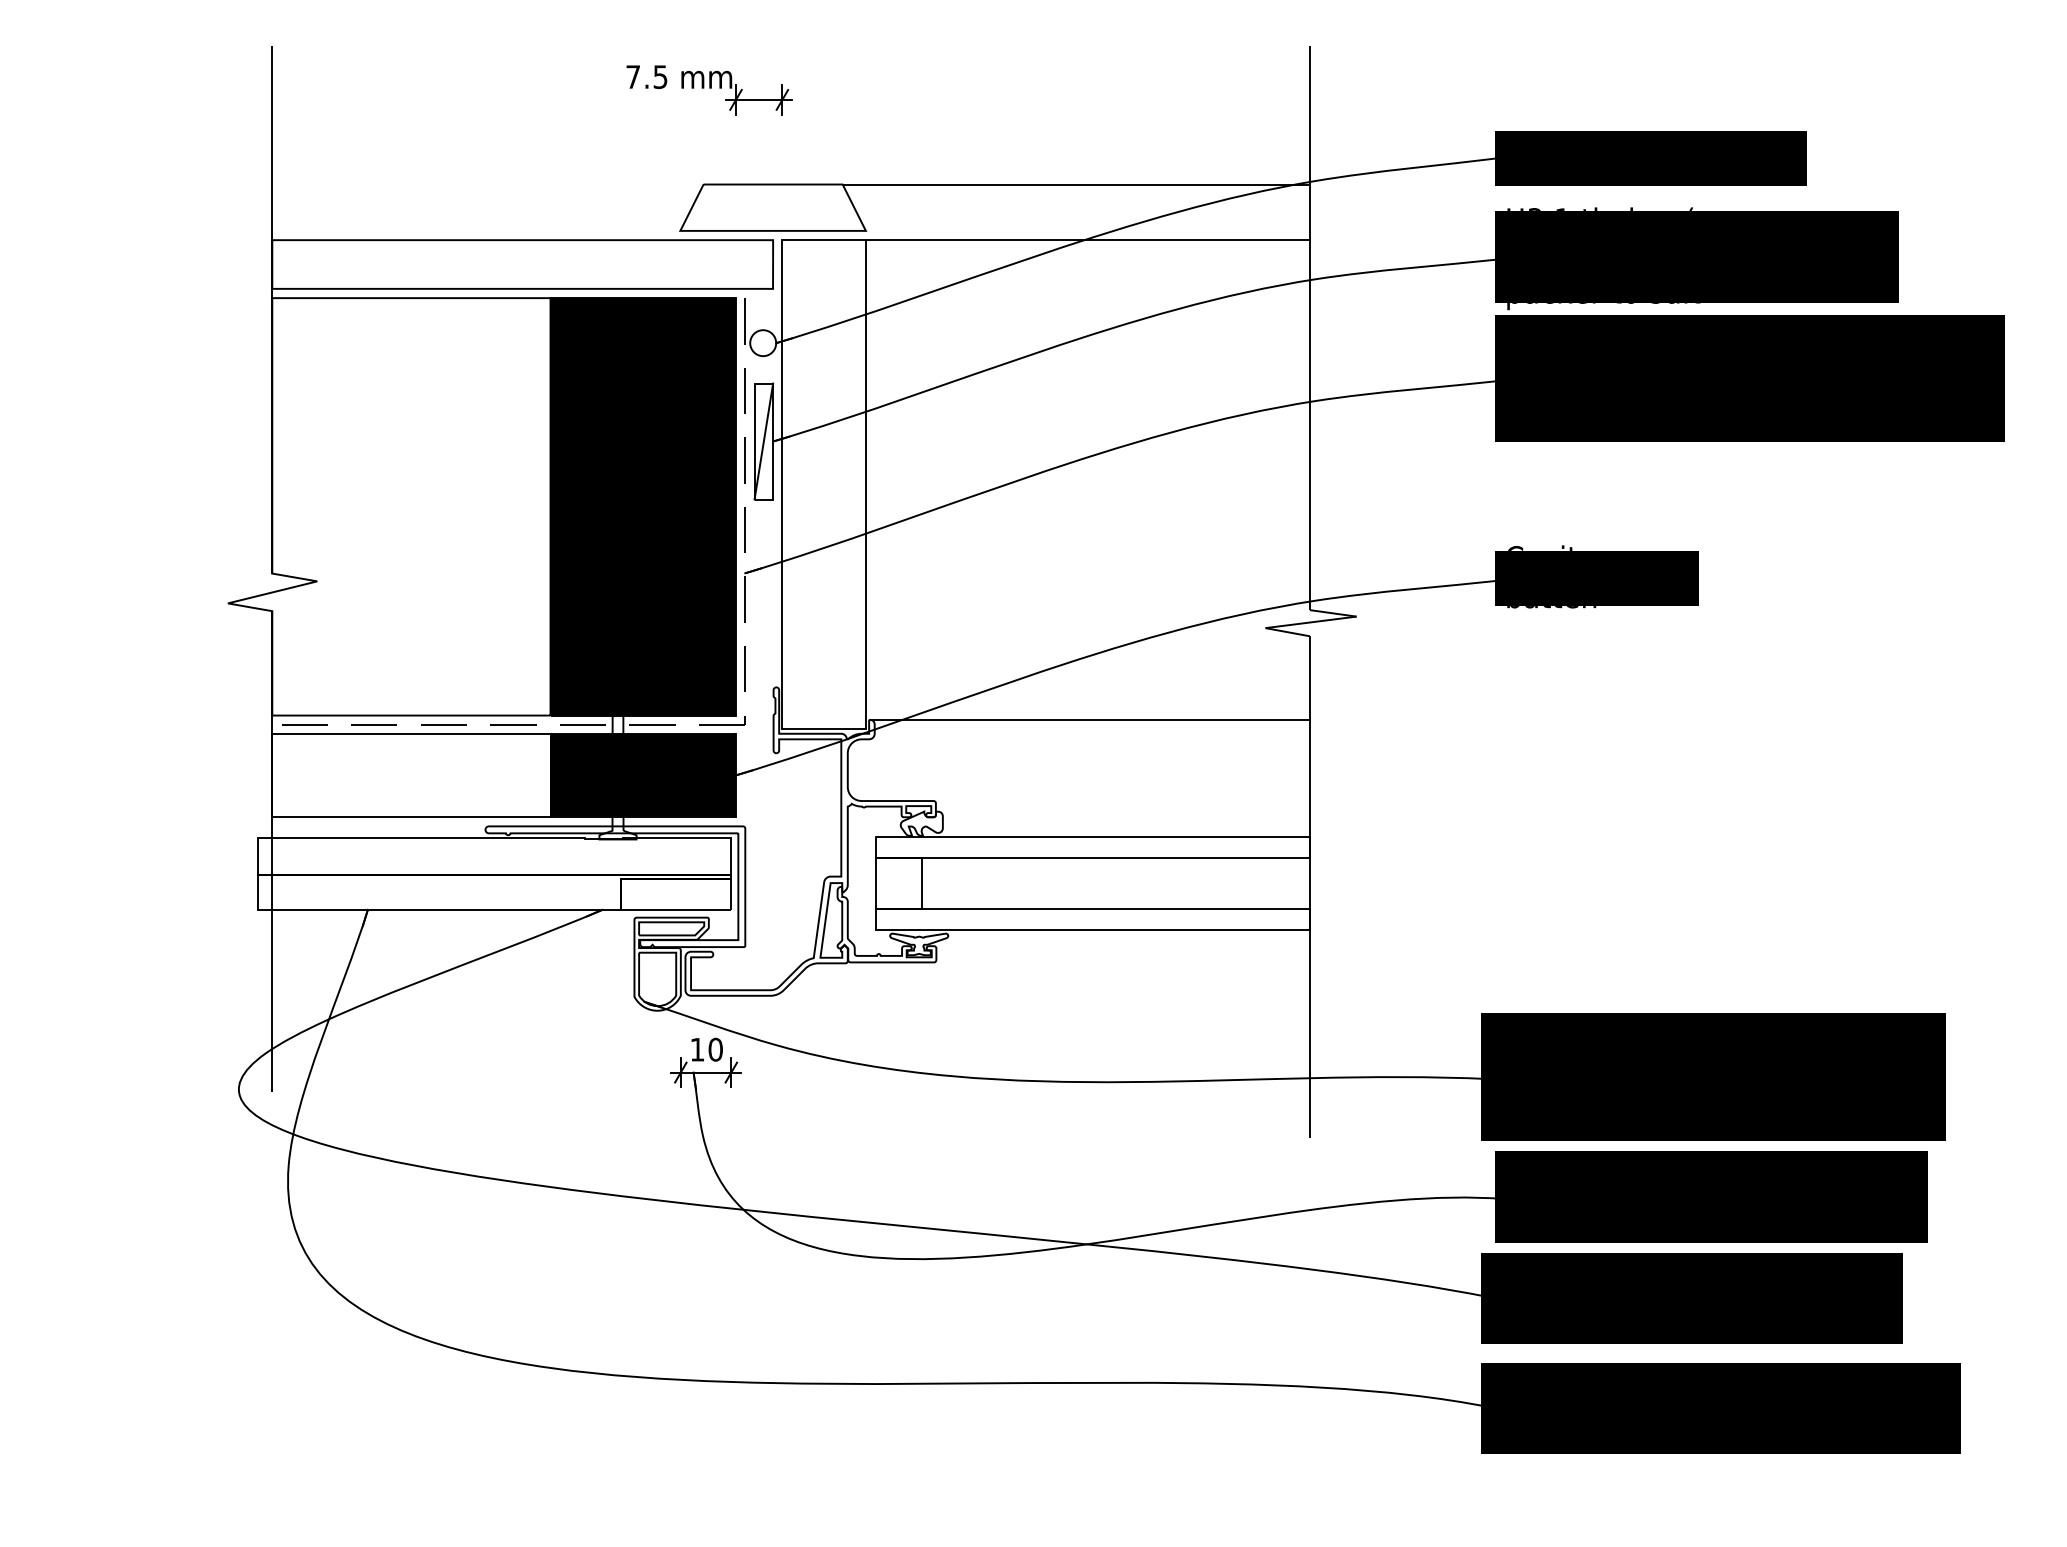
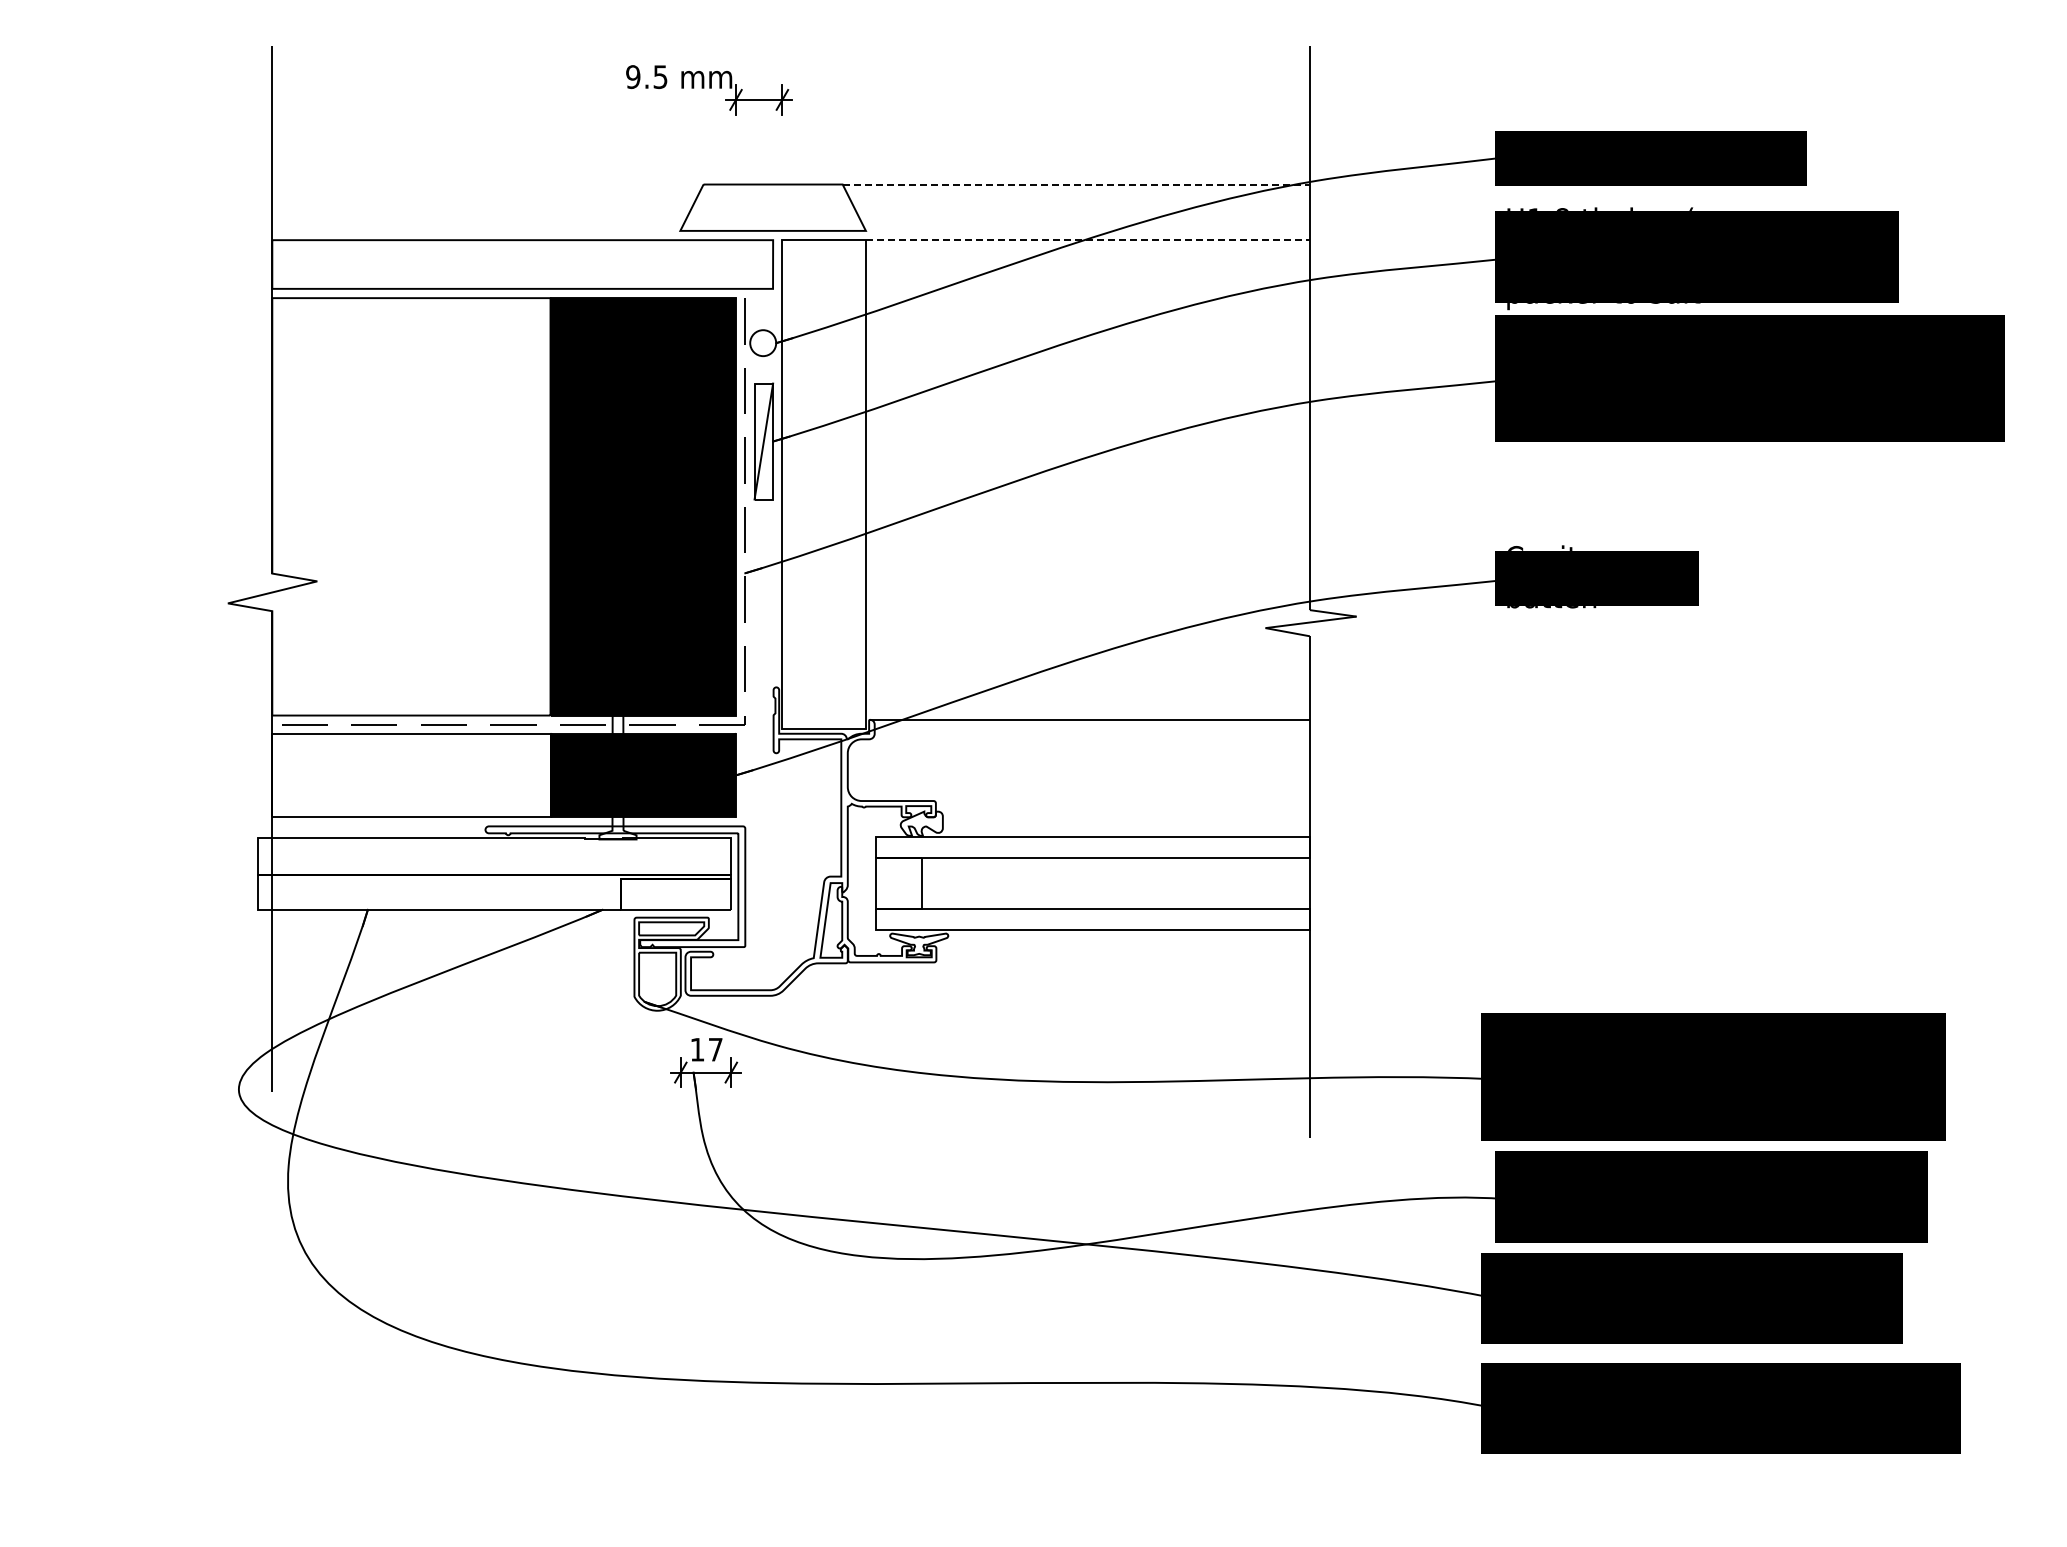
text: 7.5 -> 9.5 (633, 77)
line: solid -> dashed (1076, 184)
text: H3.1 -> H1.8 (1548, 209)
line: solid -> dashed (1088, 240)
text: 10 -> 17 (715, 1049)
